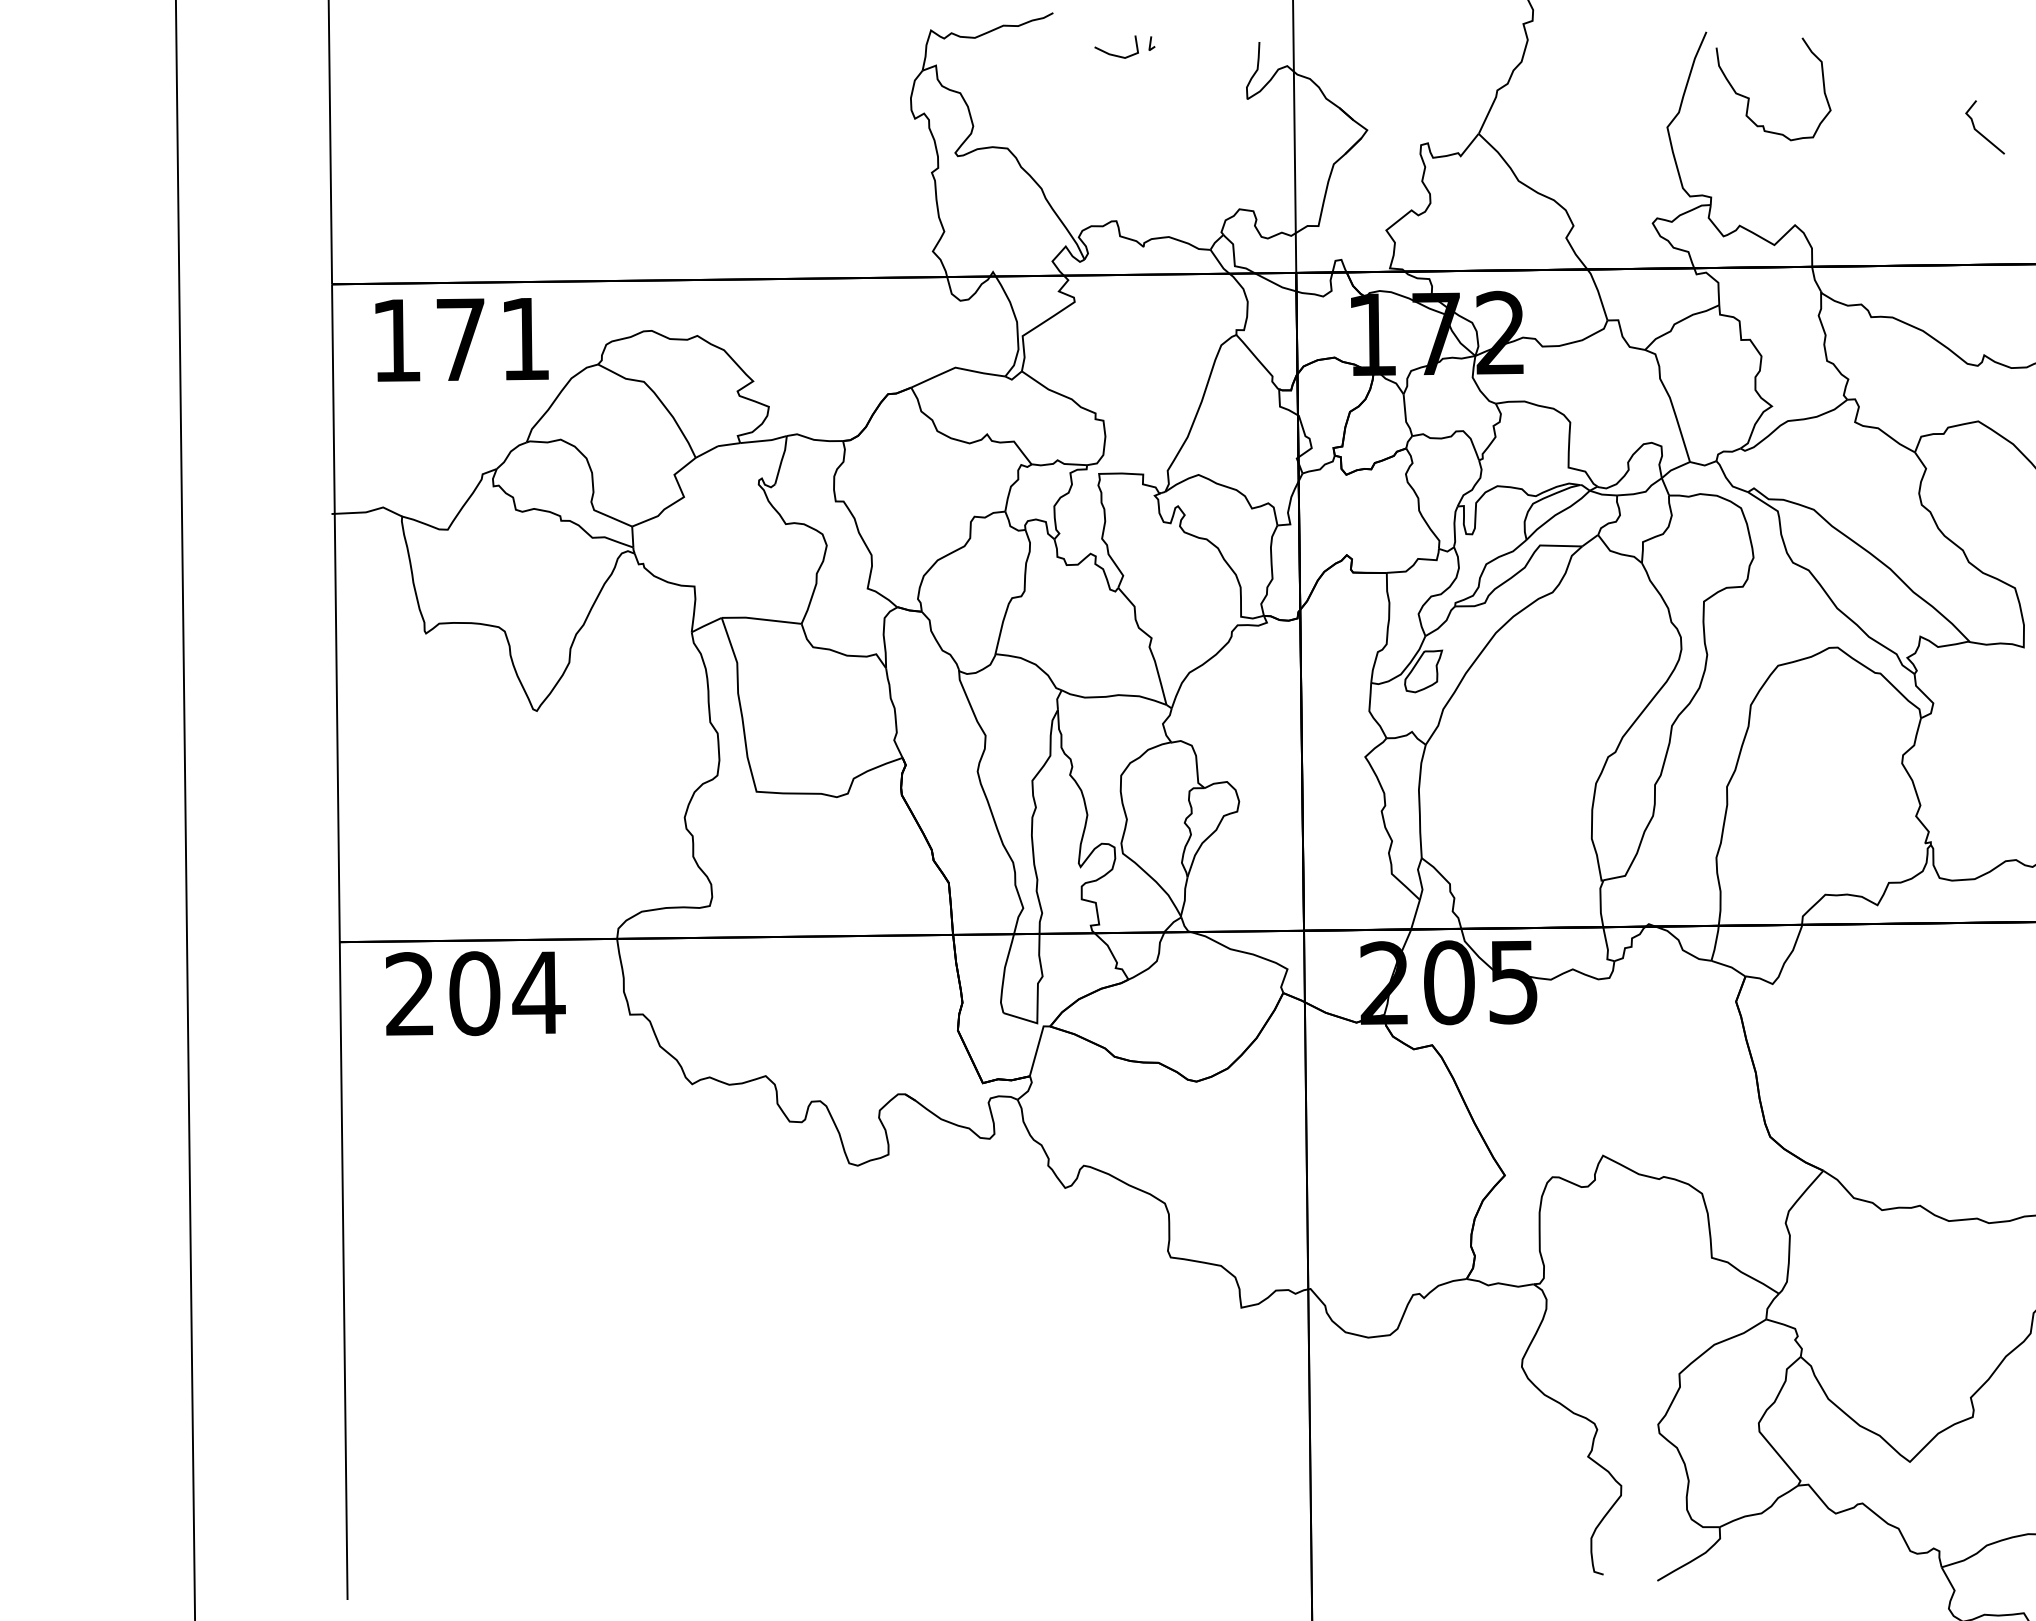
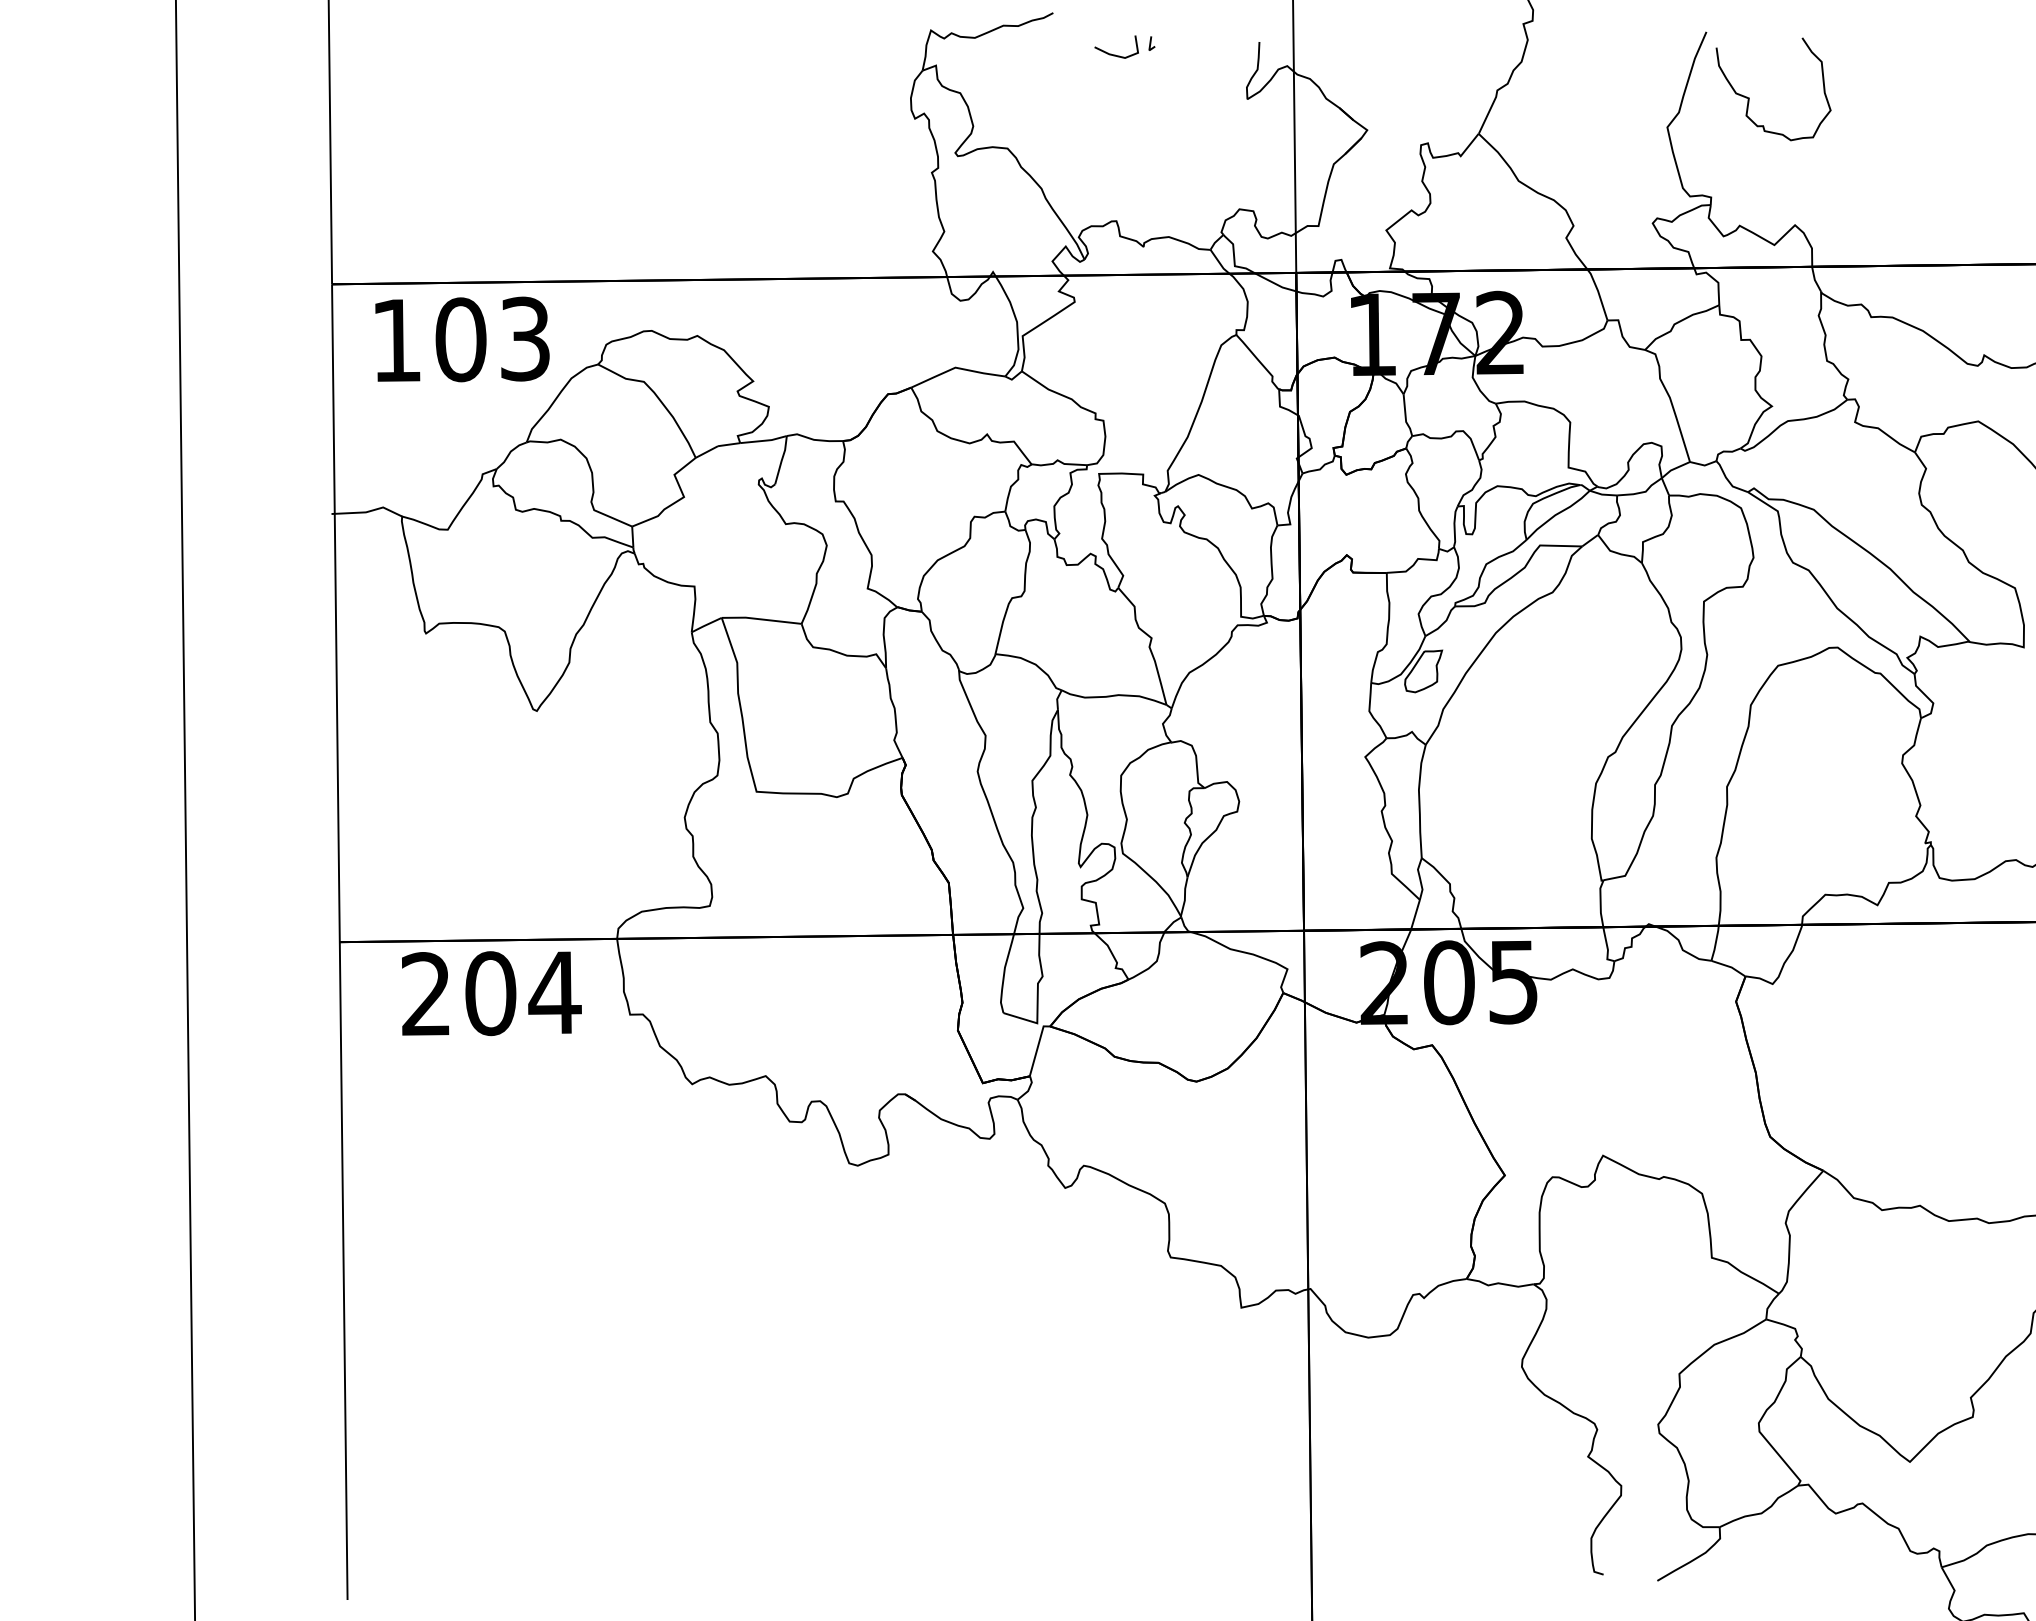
line: present -> none (1979, 131)
text: 171 -> 103 (492, 339)
text position: (475, 993) -> (491, 993) (491, 993)
